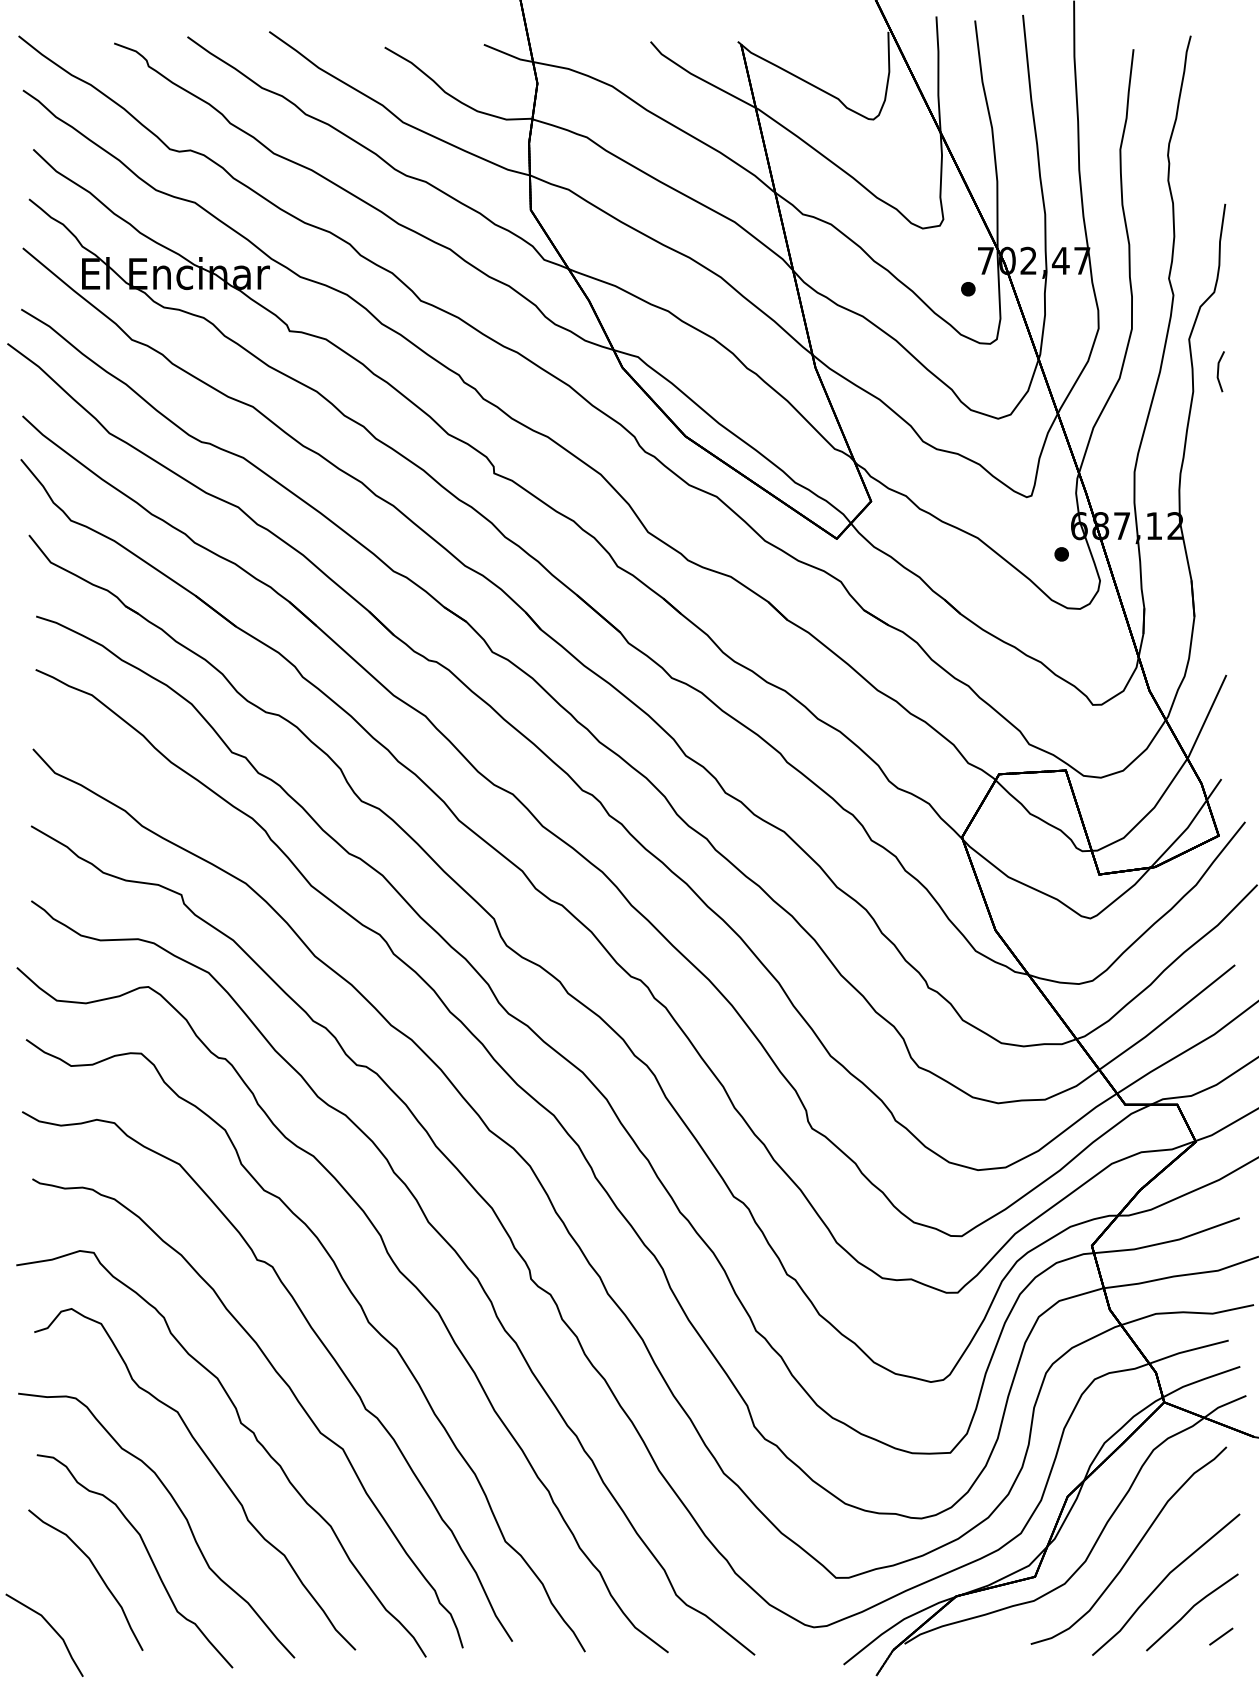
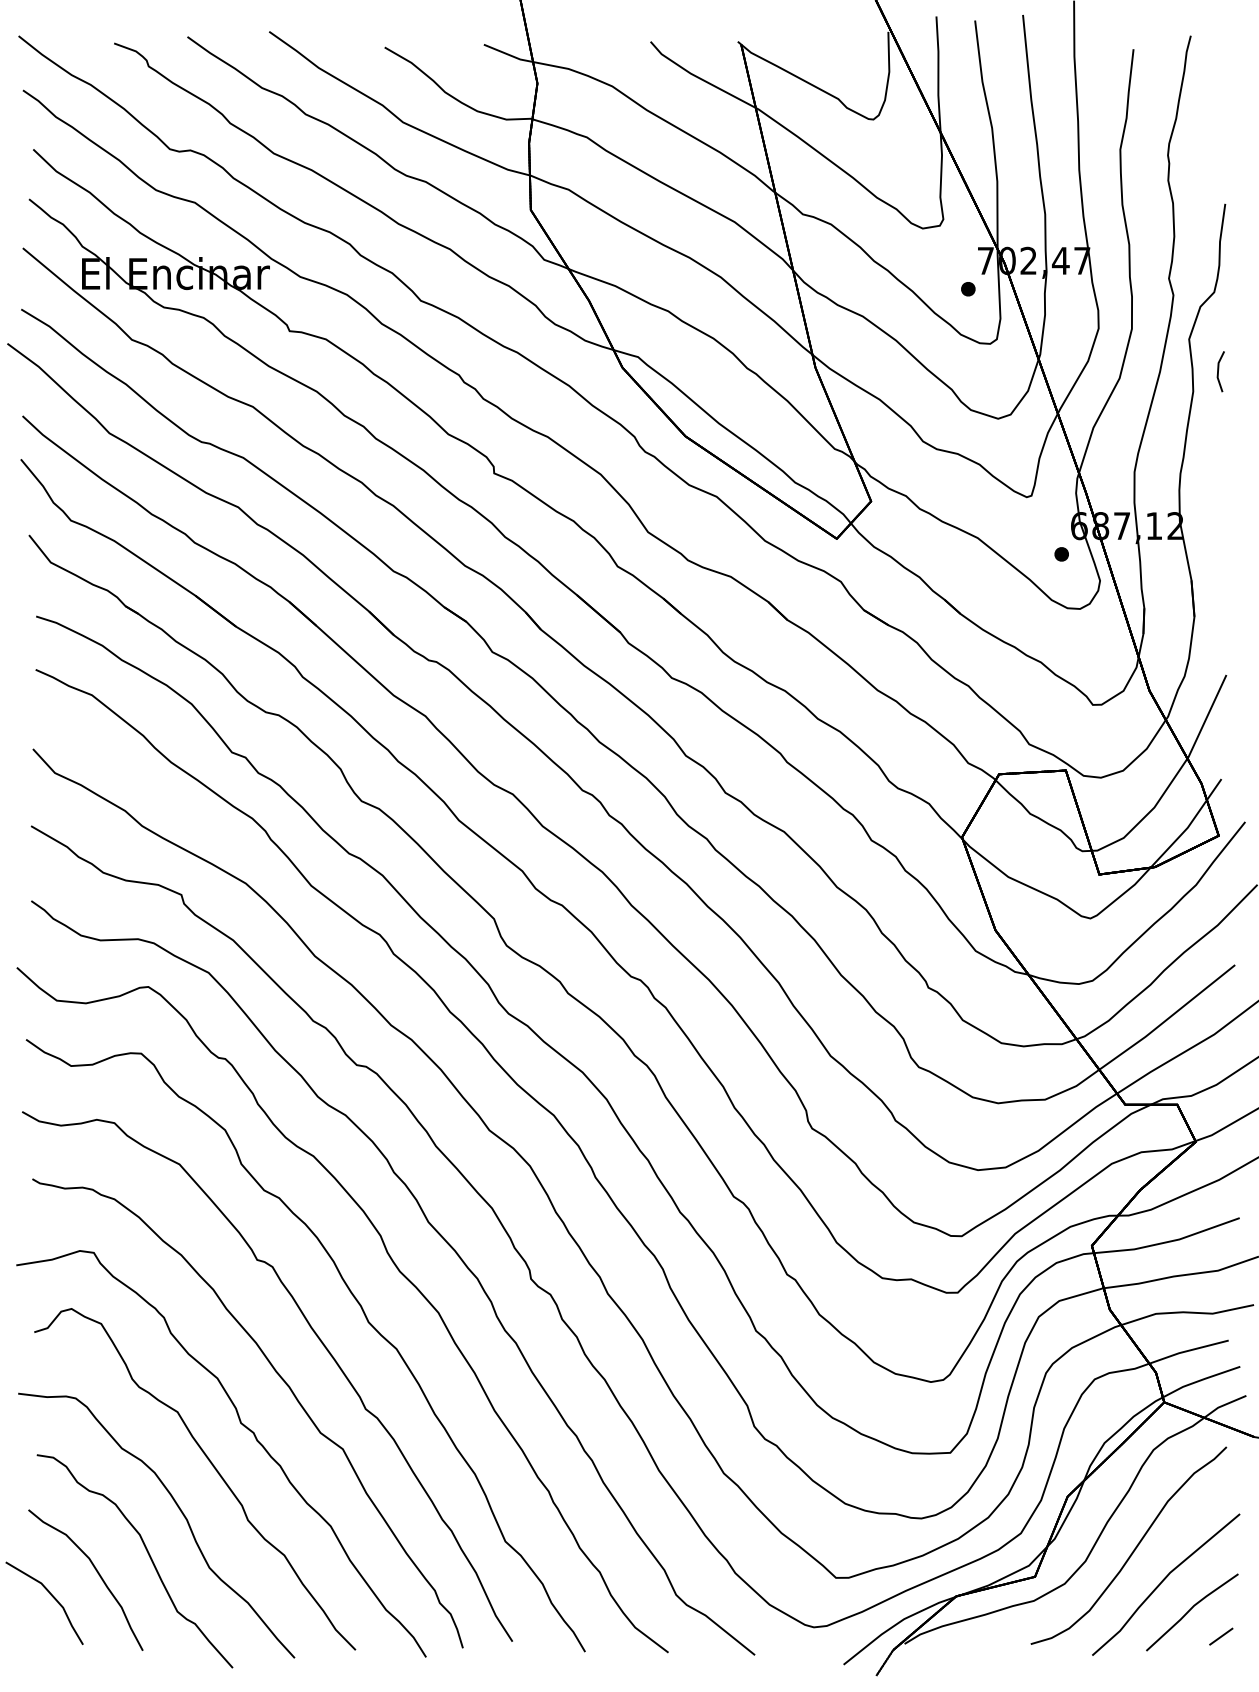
part position: (50, 1627) -> (50, 1595) (50, 1595)
